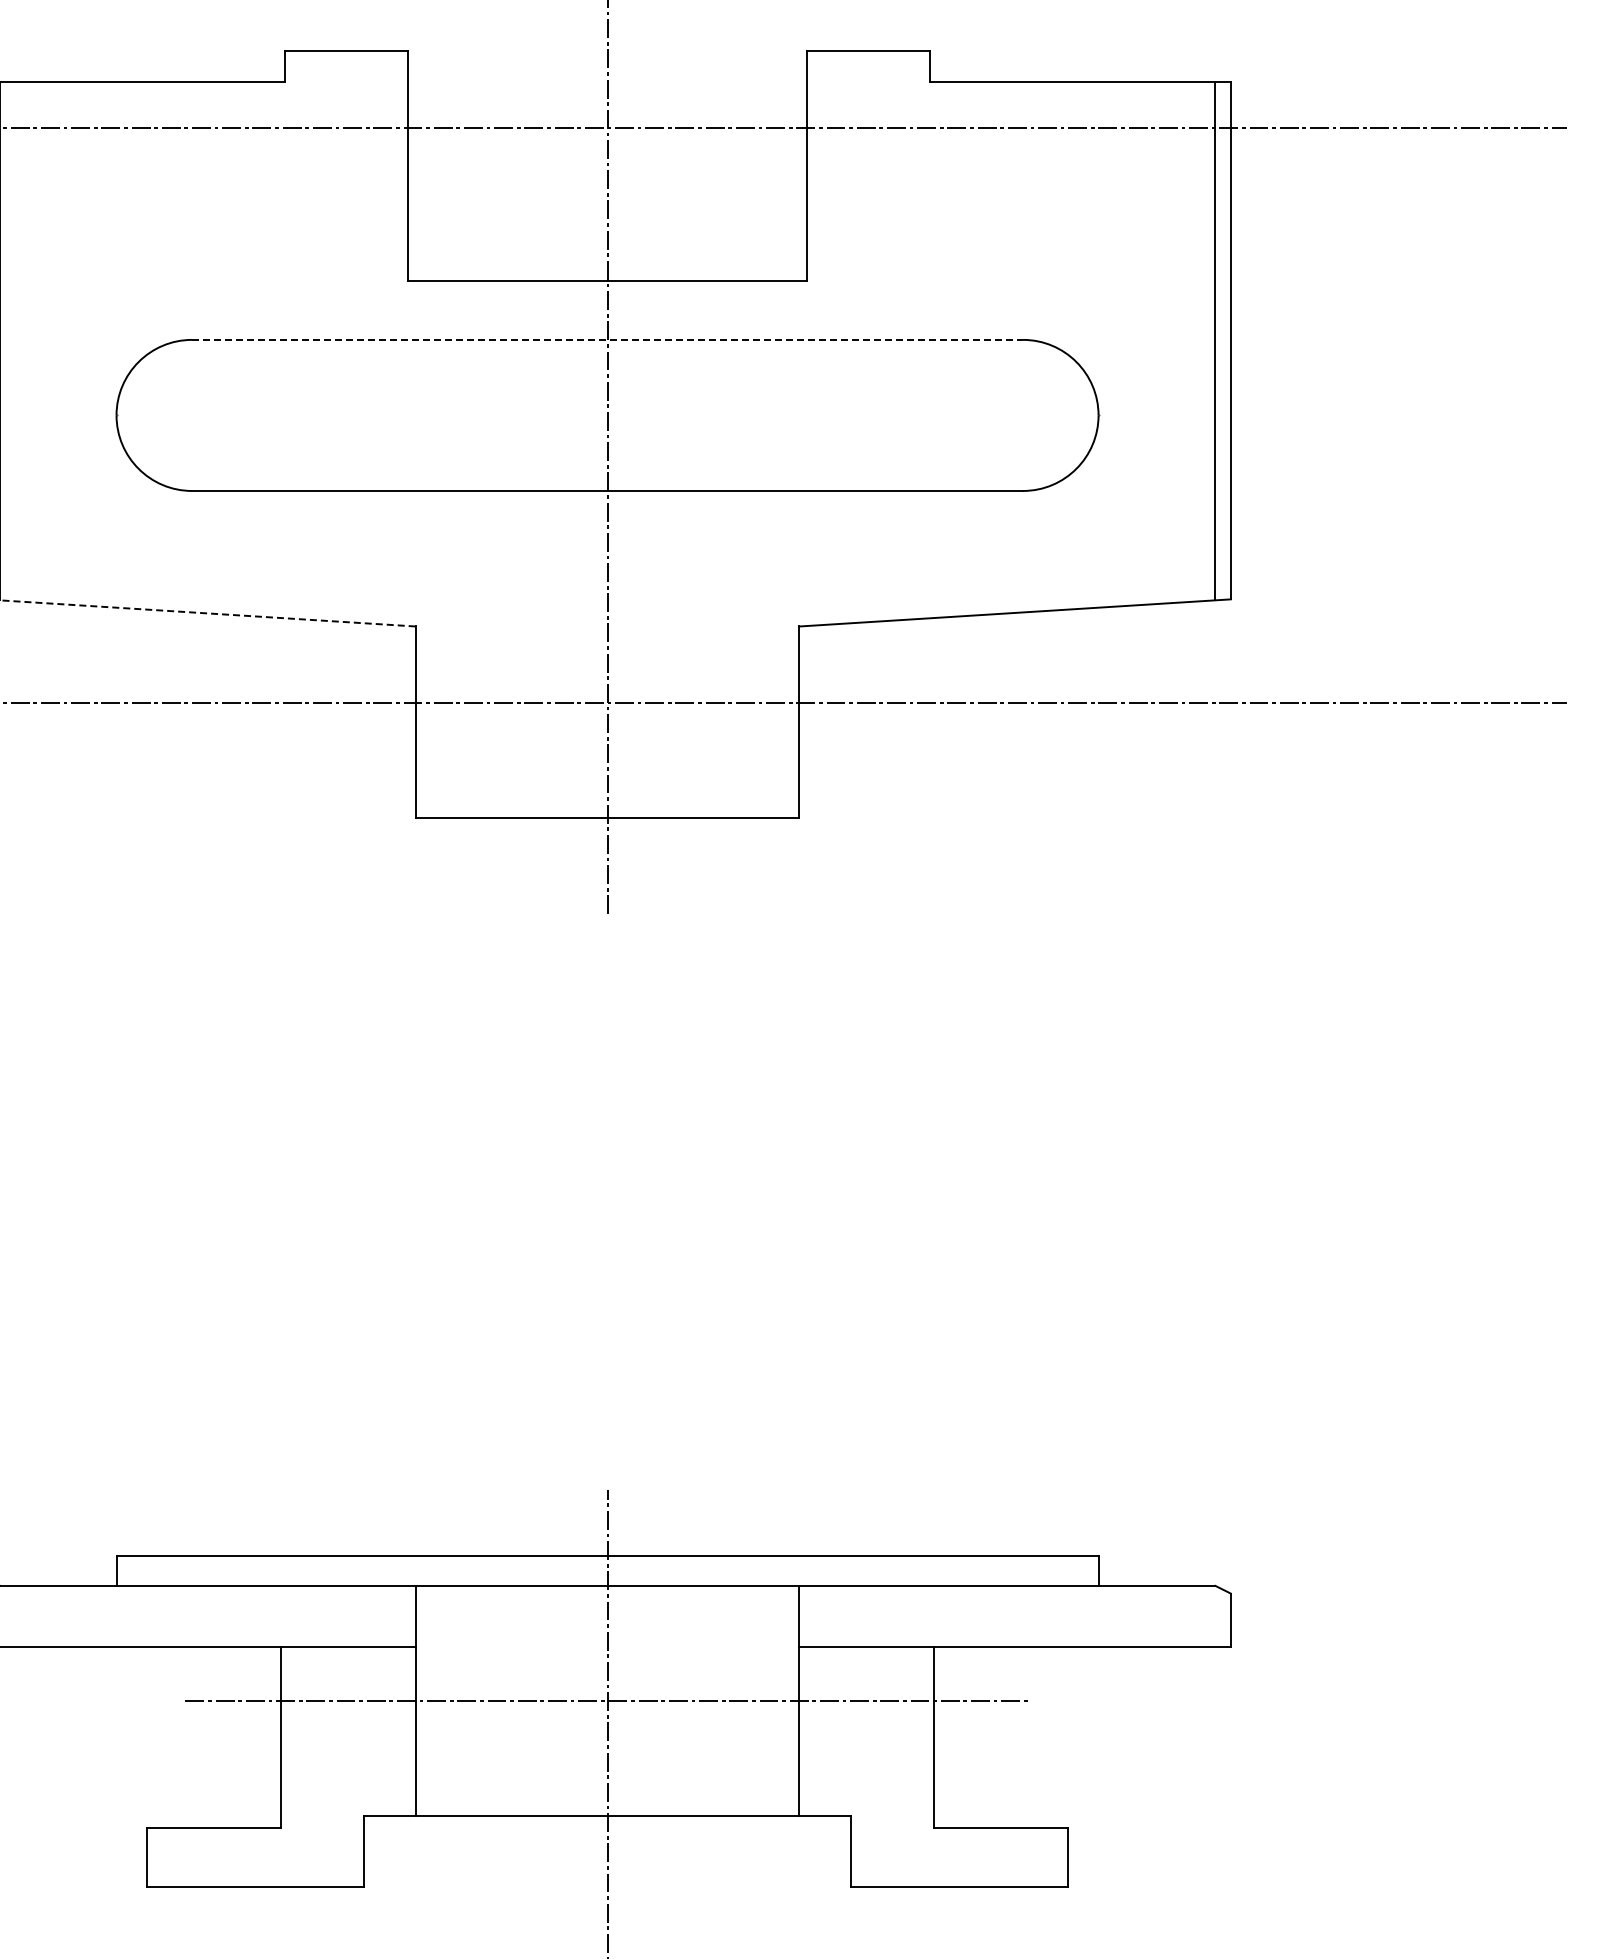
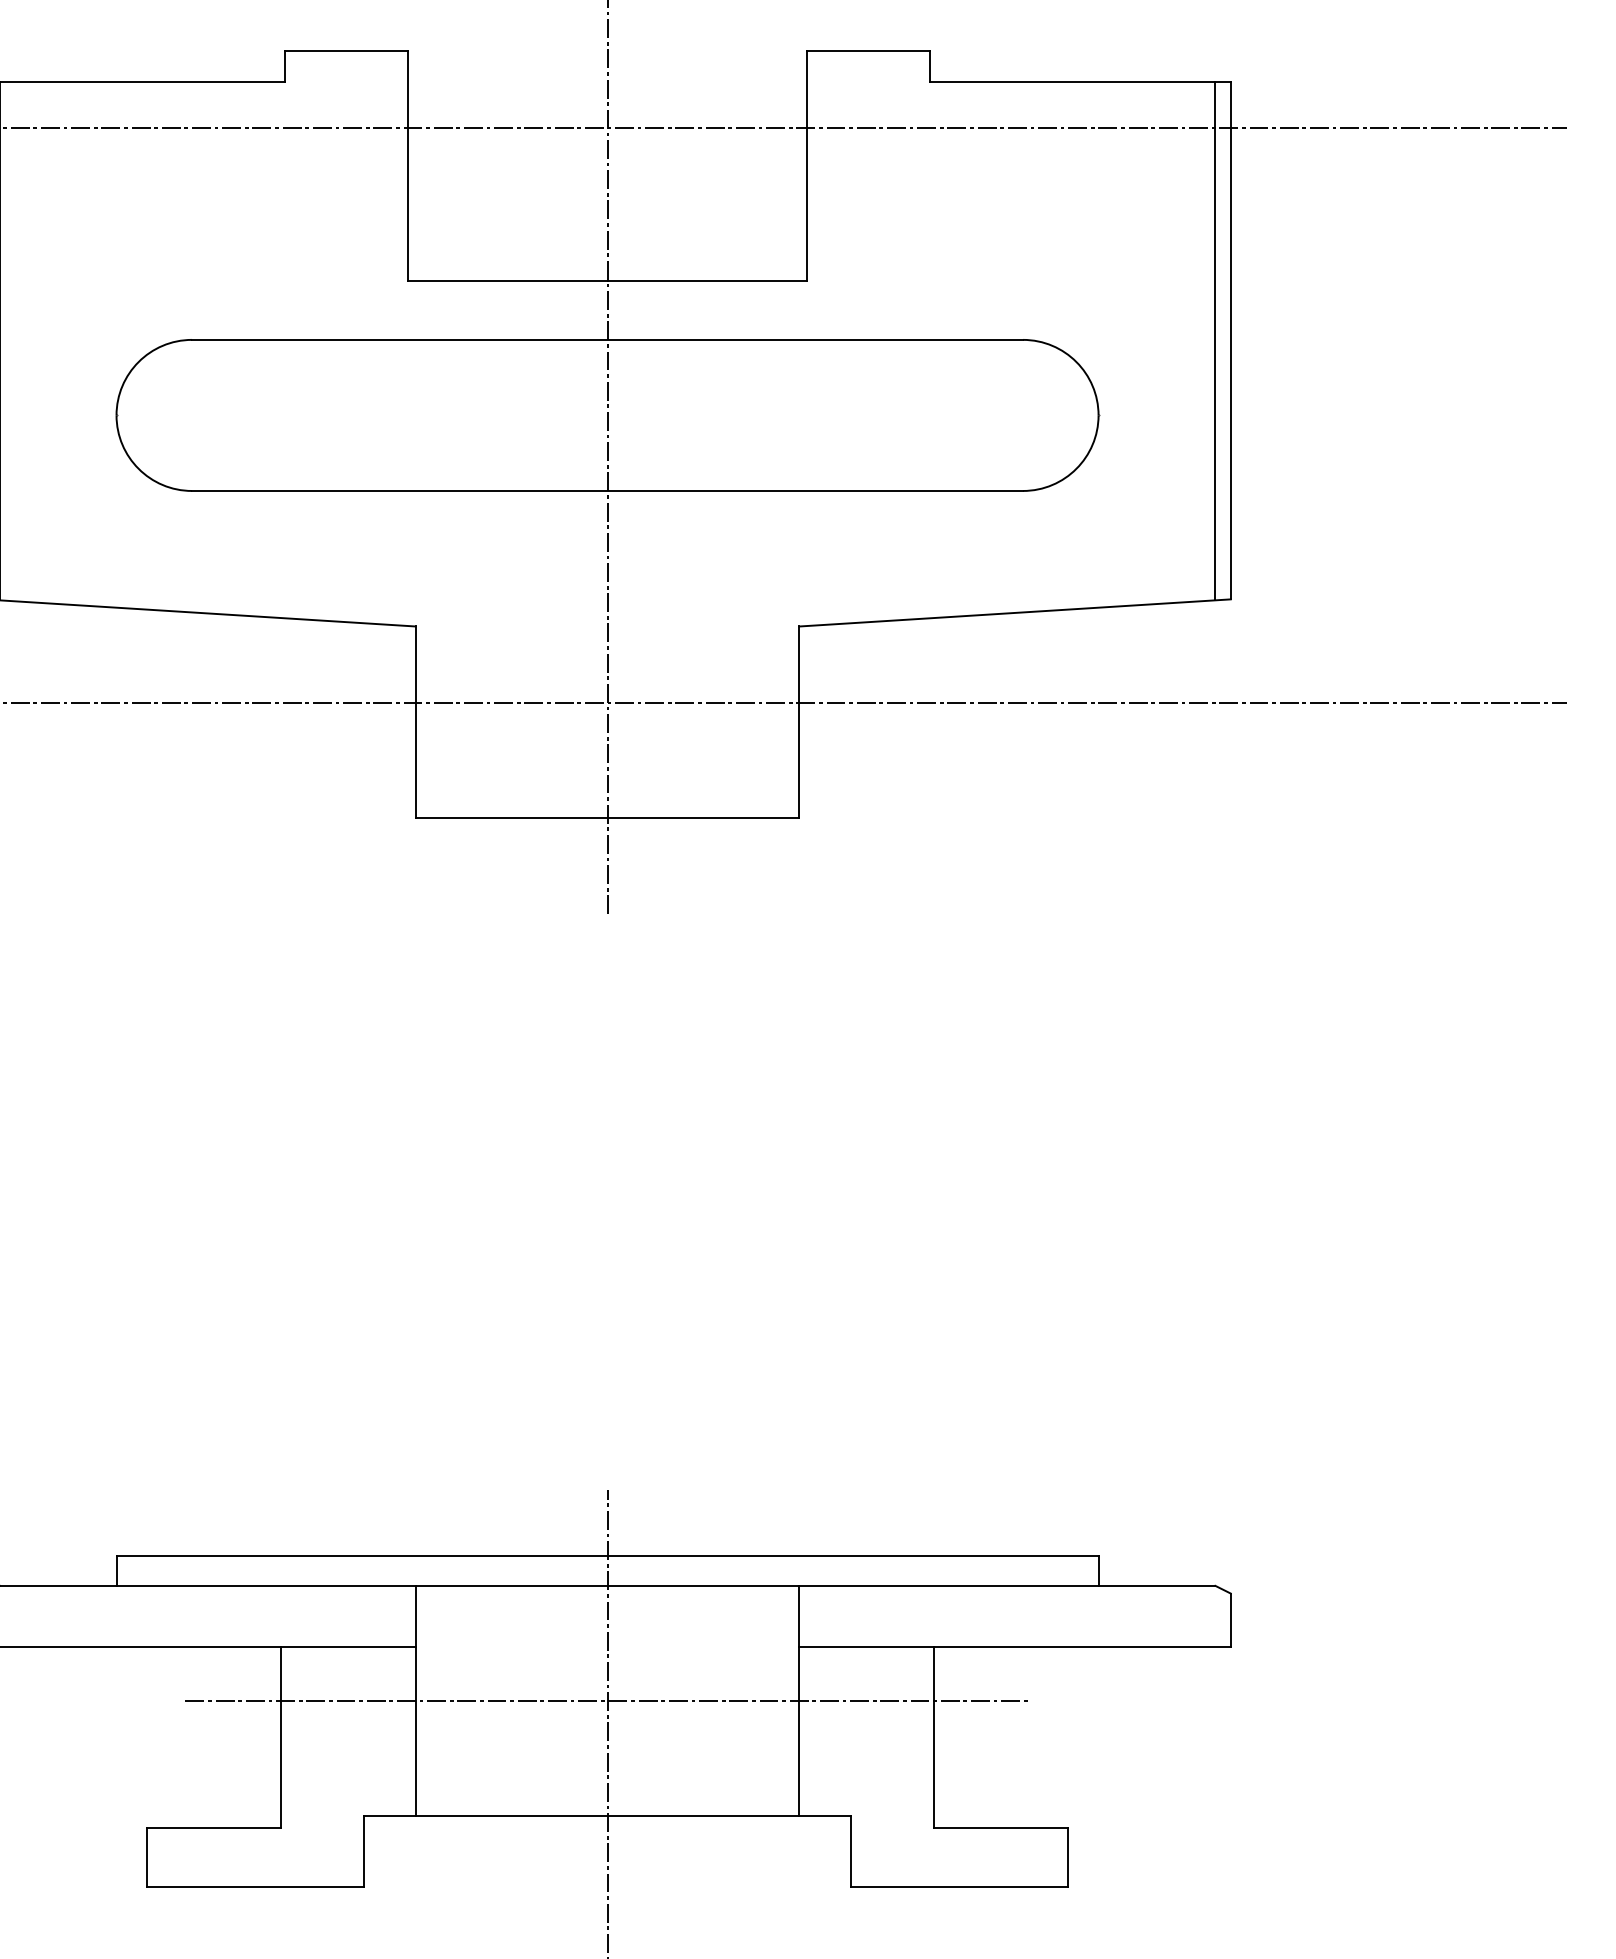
line: dashed -> solid (608, 339)
line: dashed -> solid (207, 613)
